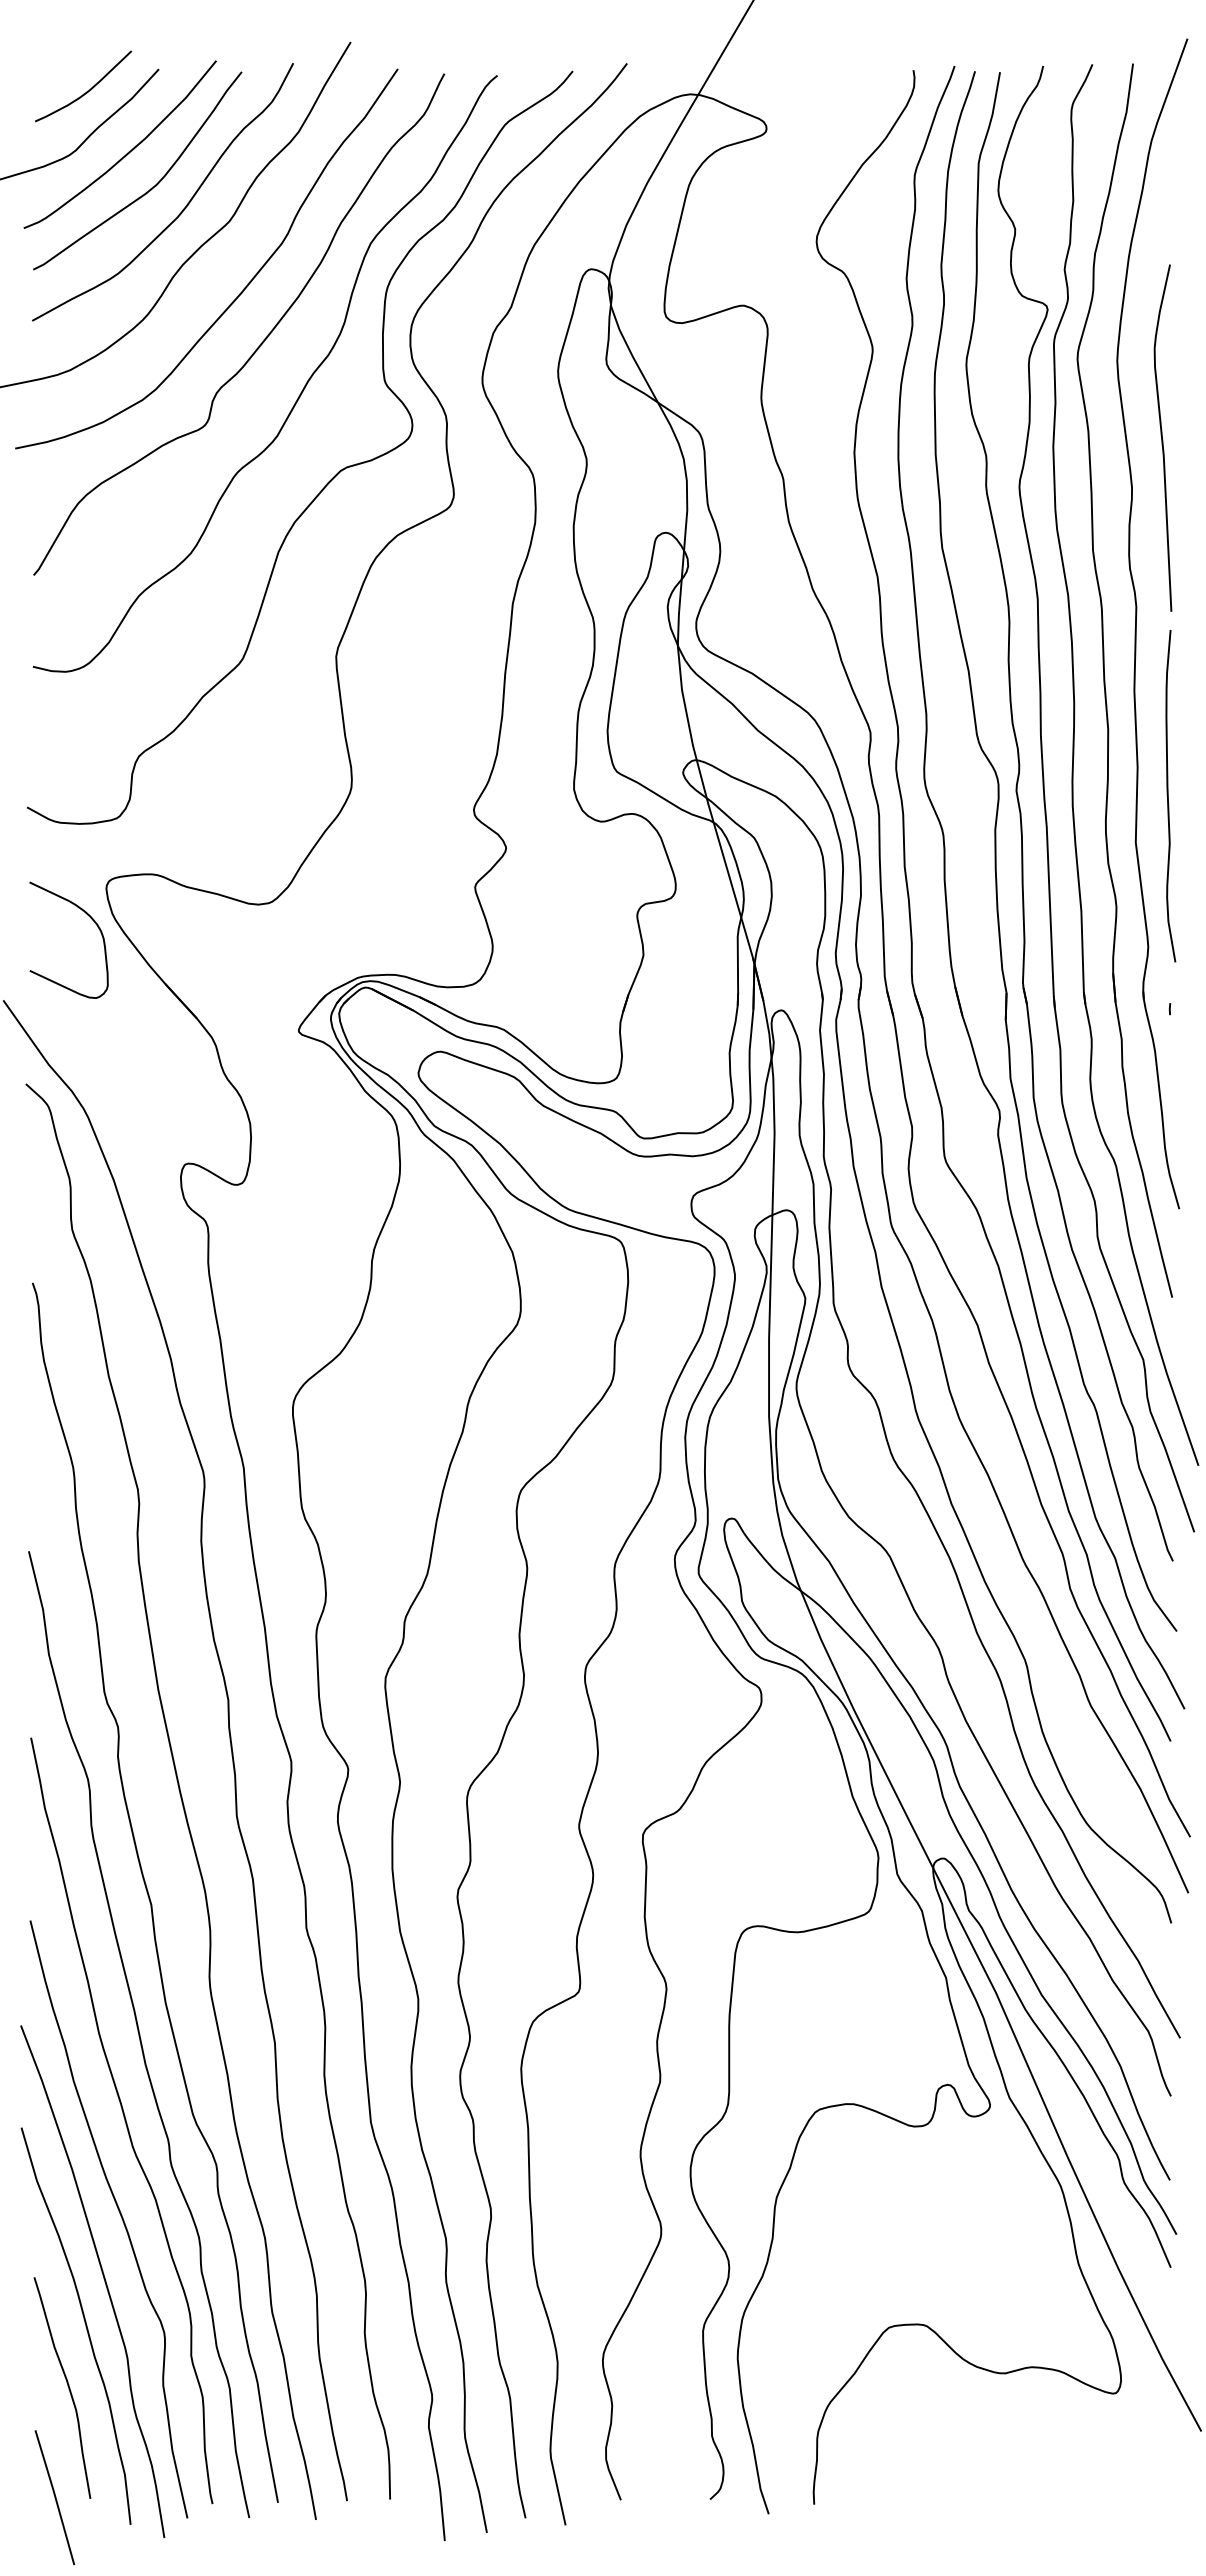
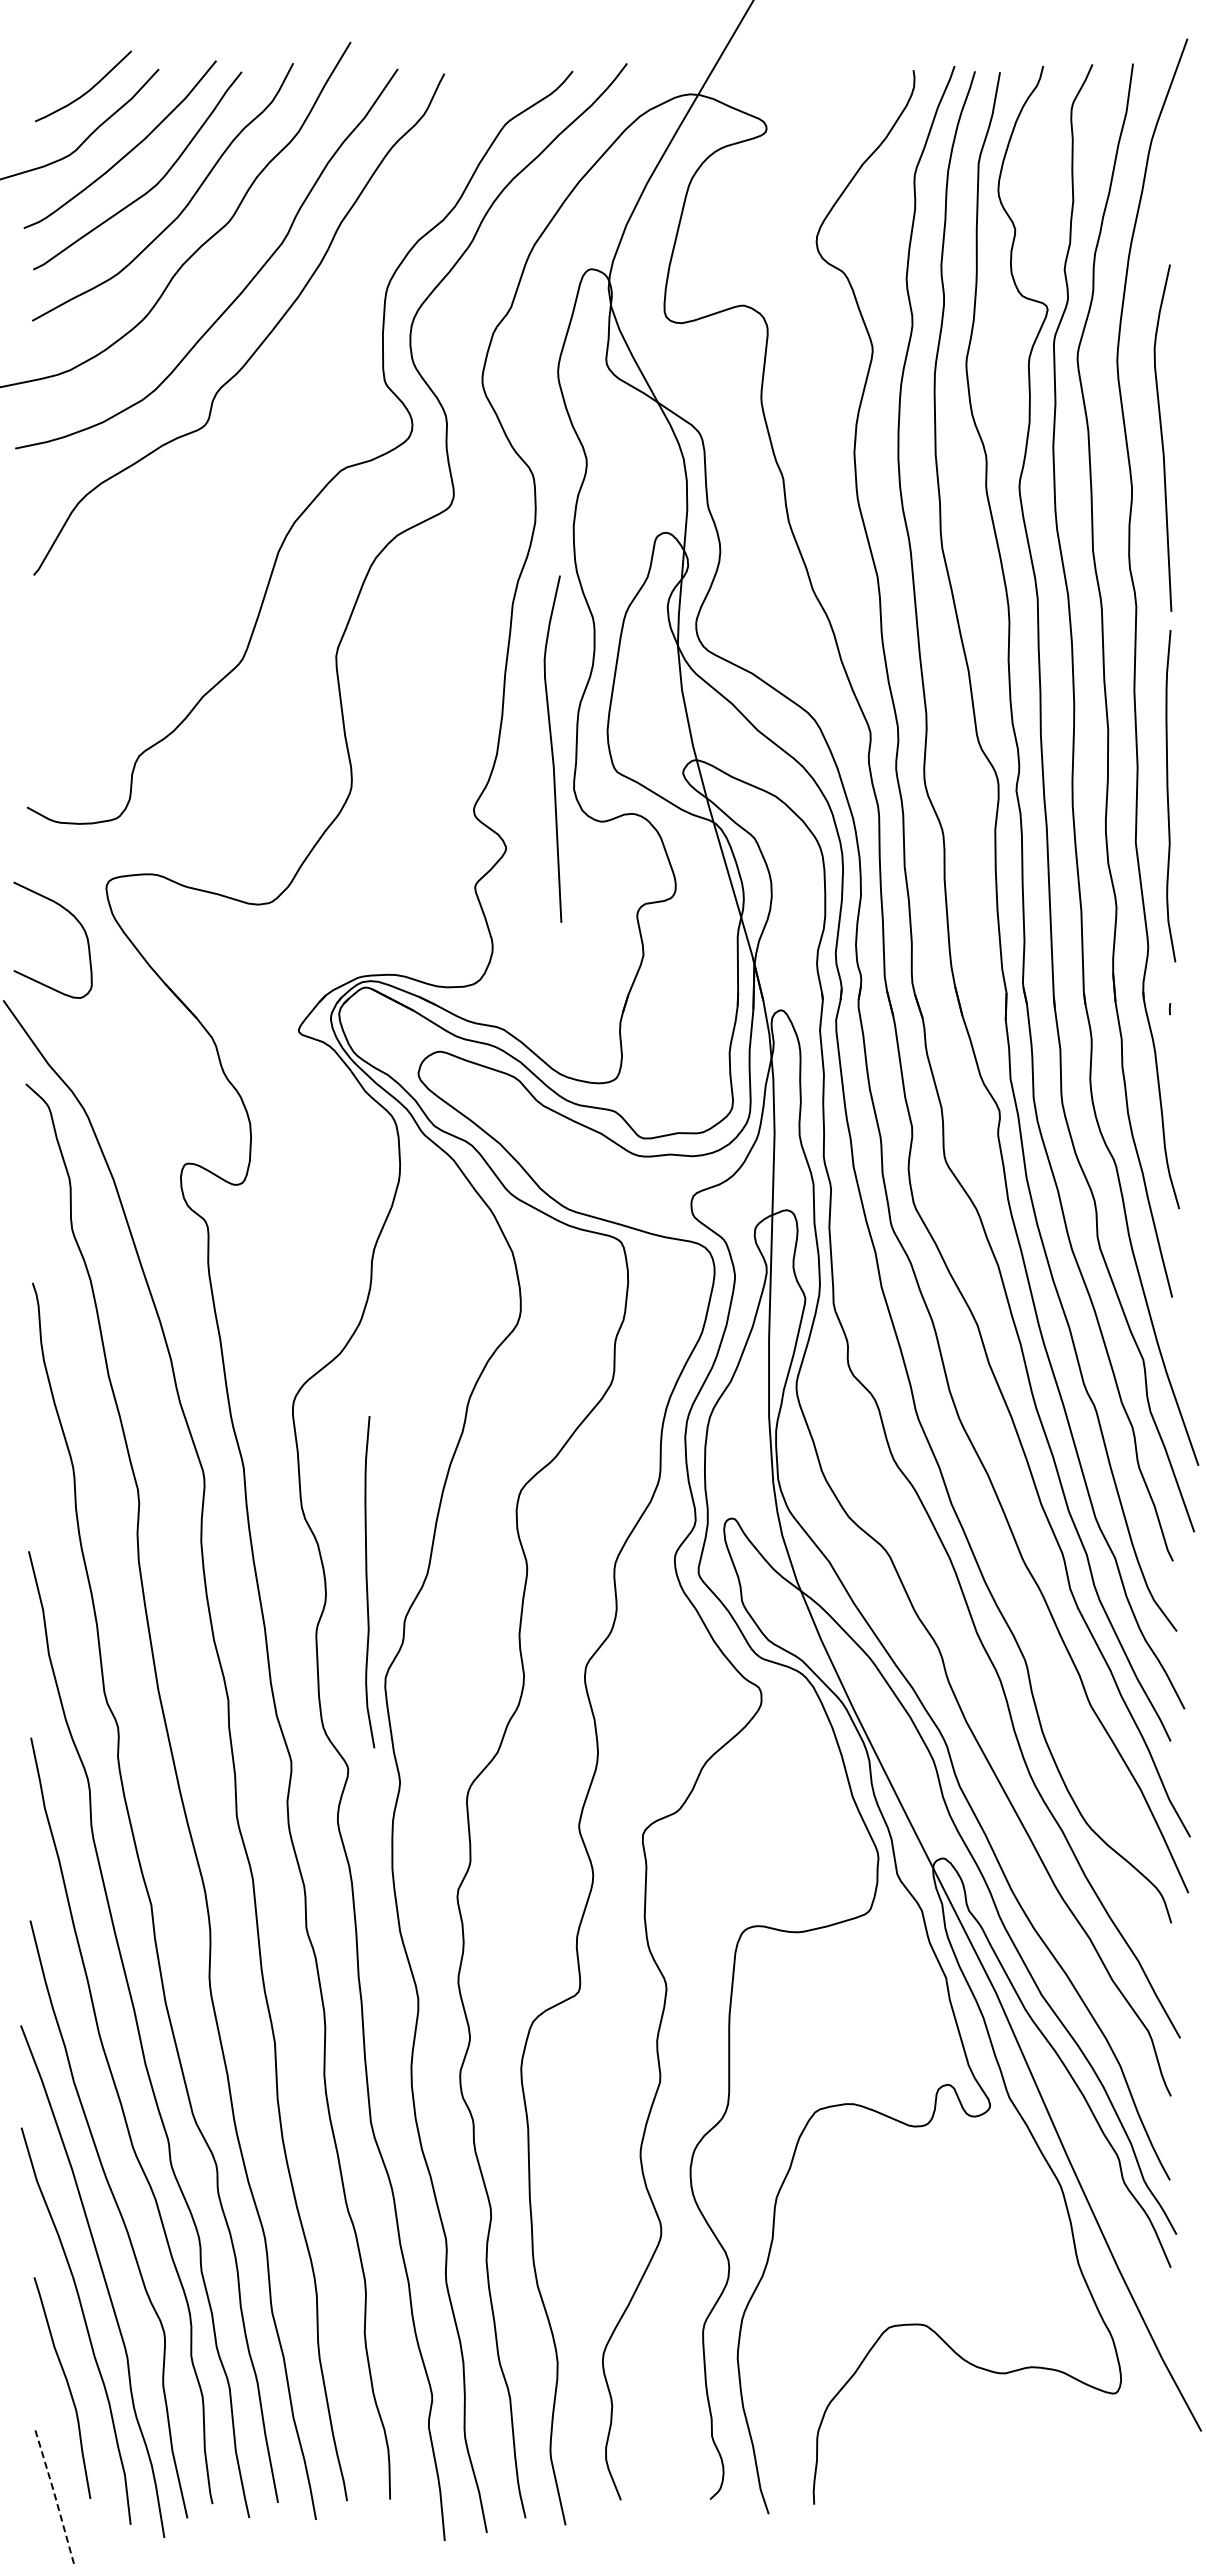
curve: present -> none (300, 392)
curve: none -> present (552, 748)
curve position: (89, 917) -> (73, 917) (73, 917)
curve: none -> present (367, 1582)
line: solid -> dashed (55, 2496)
